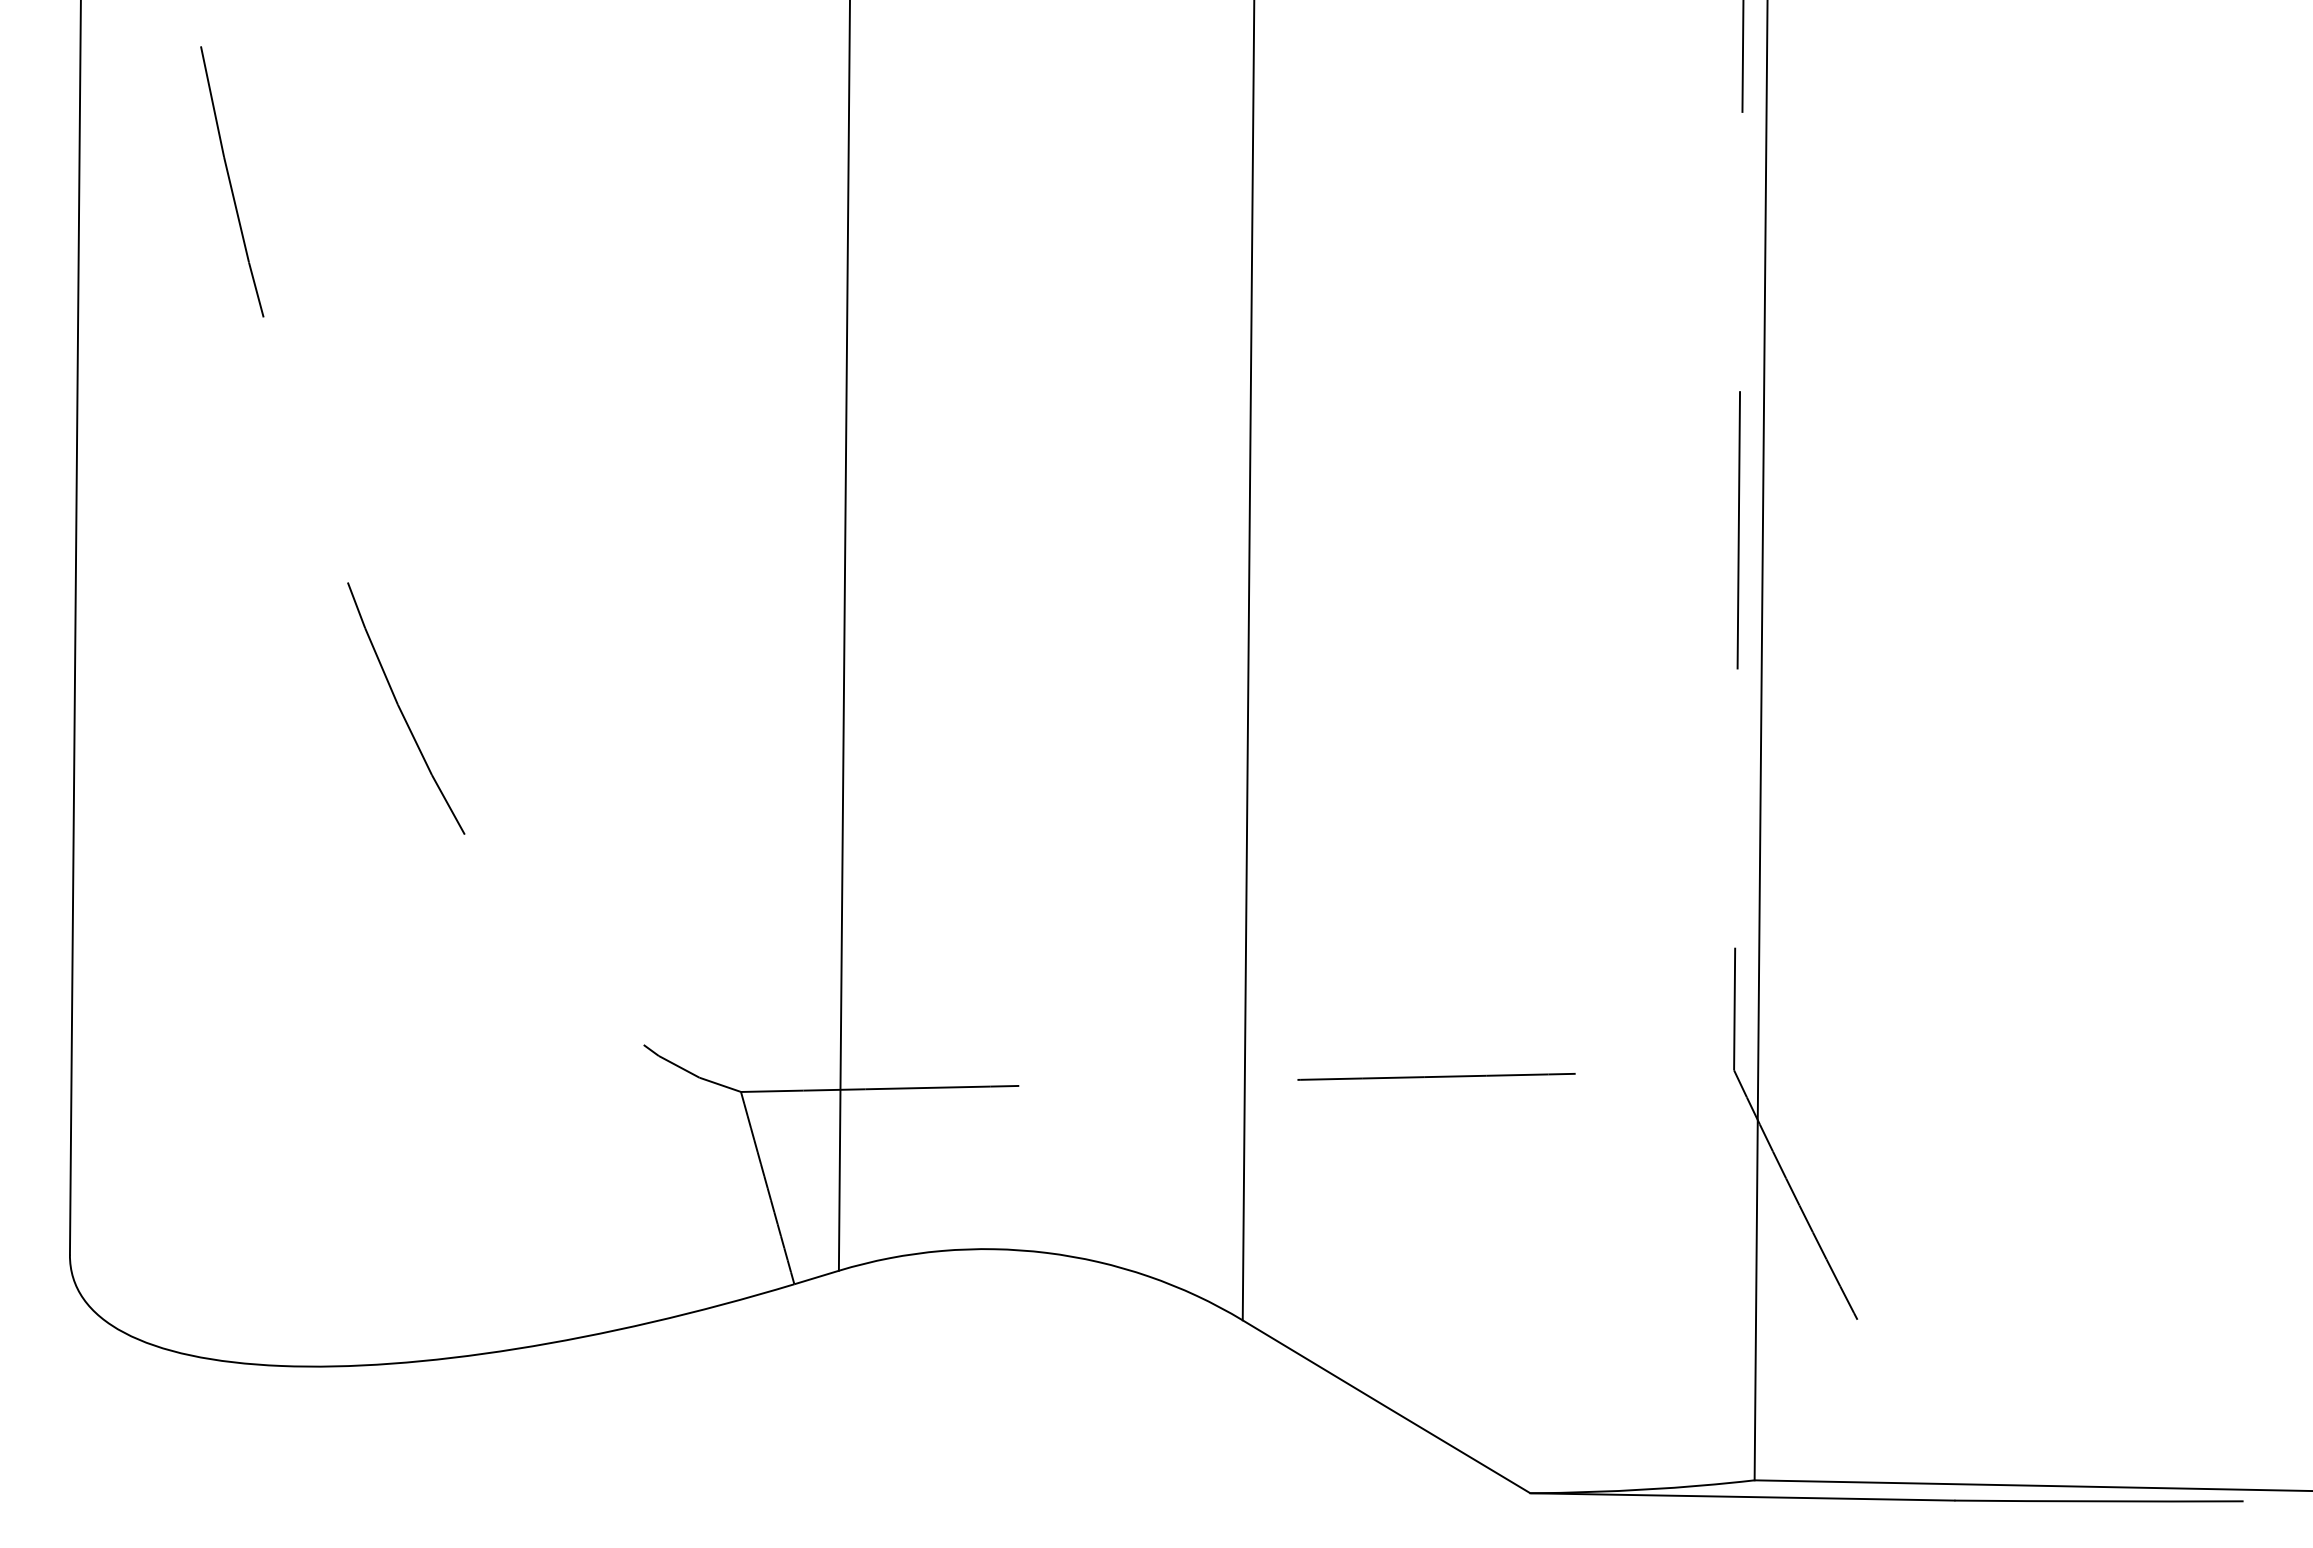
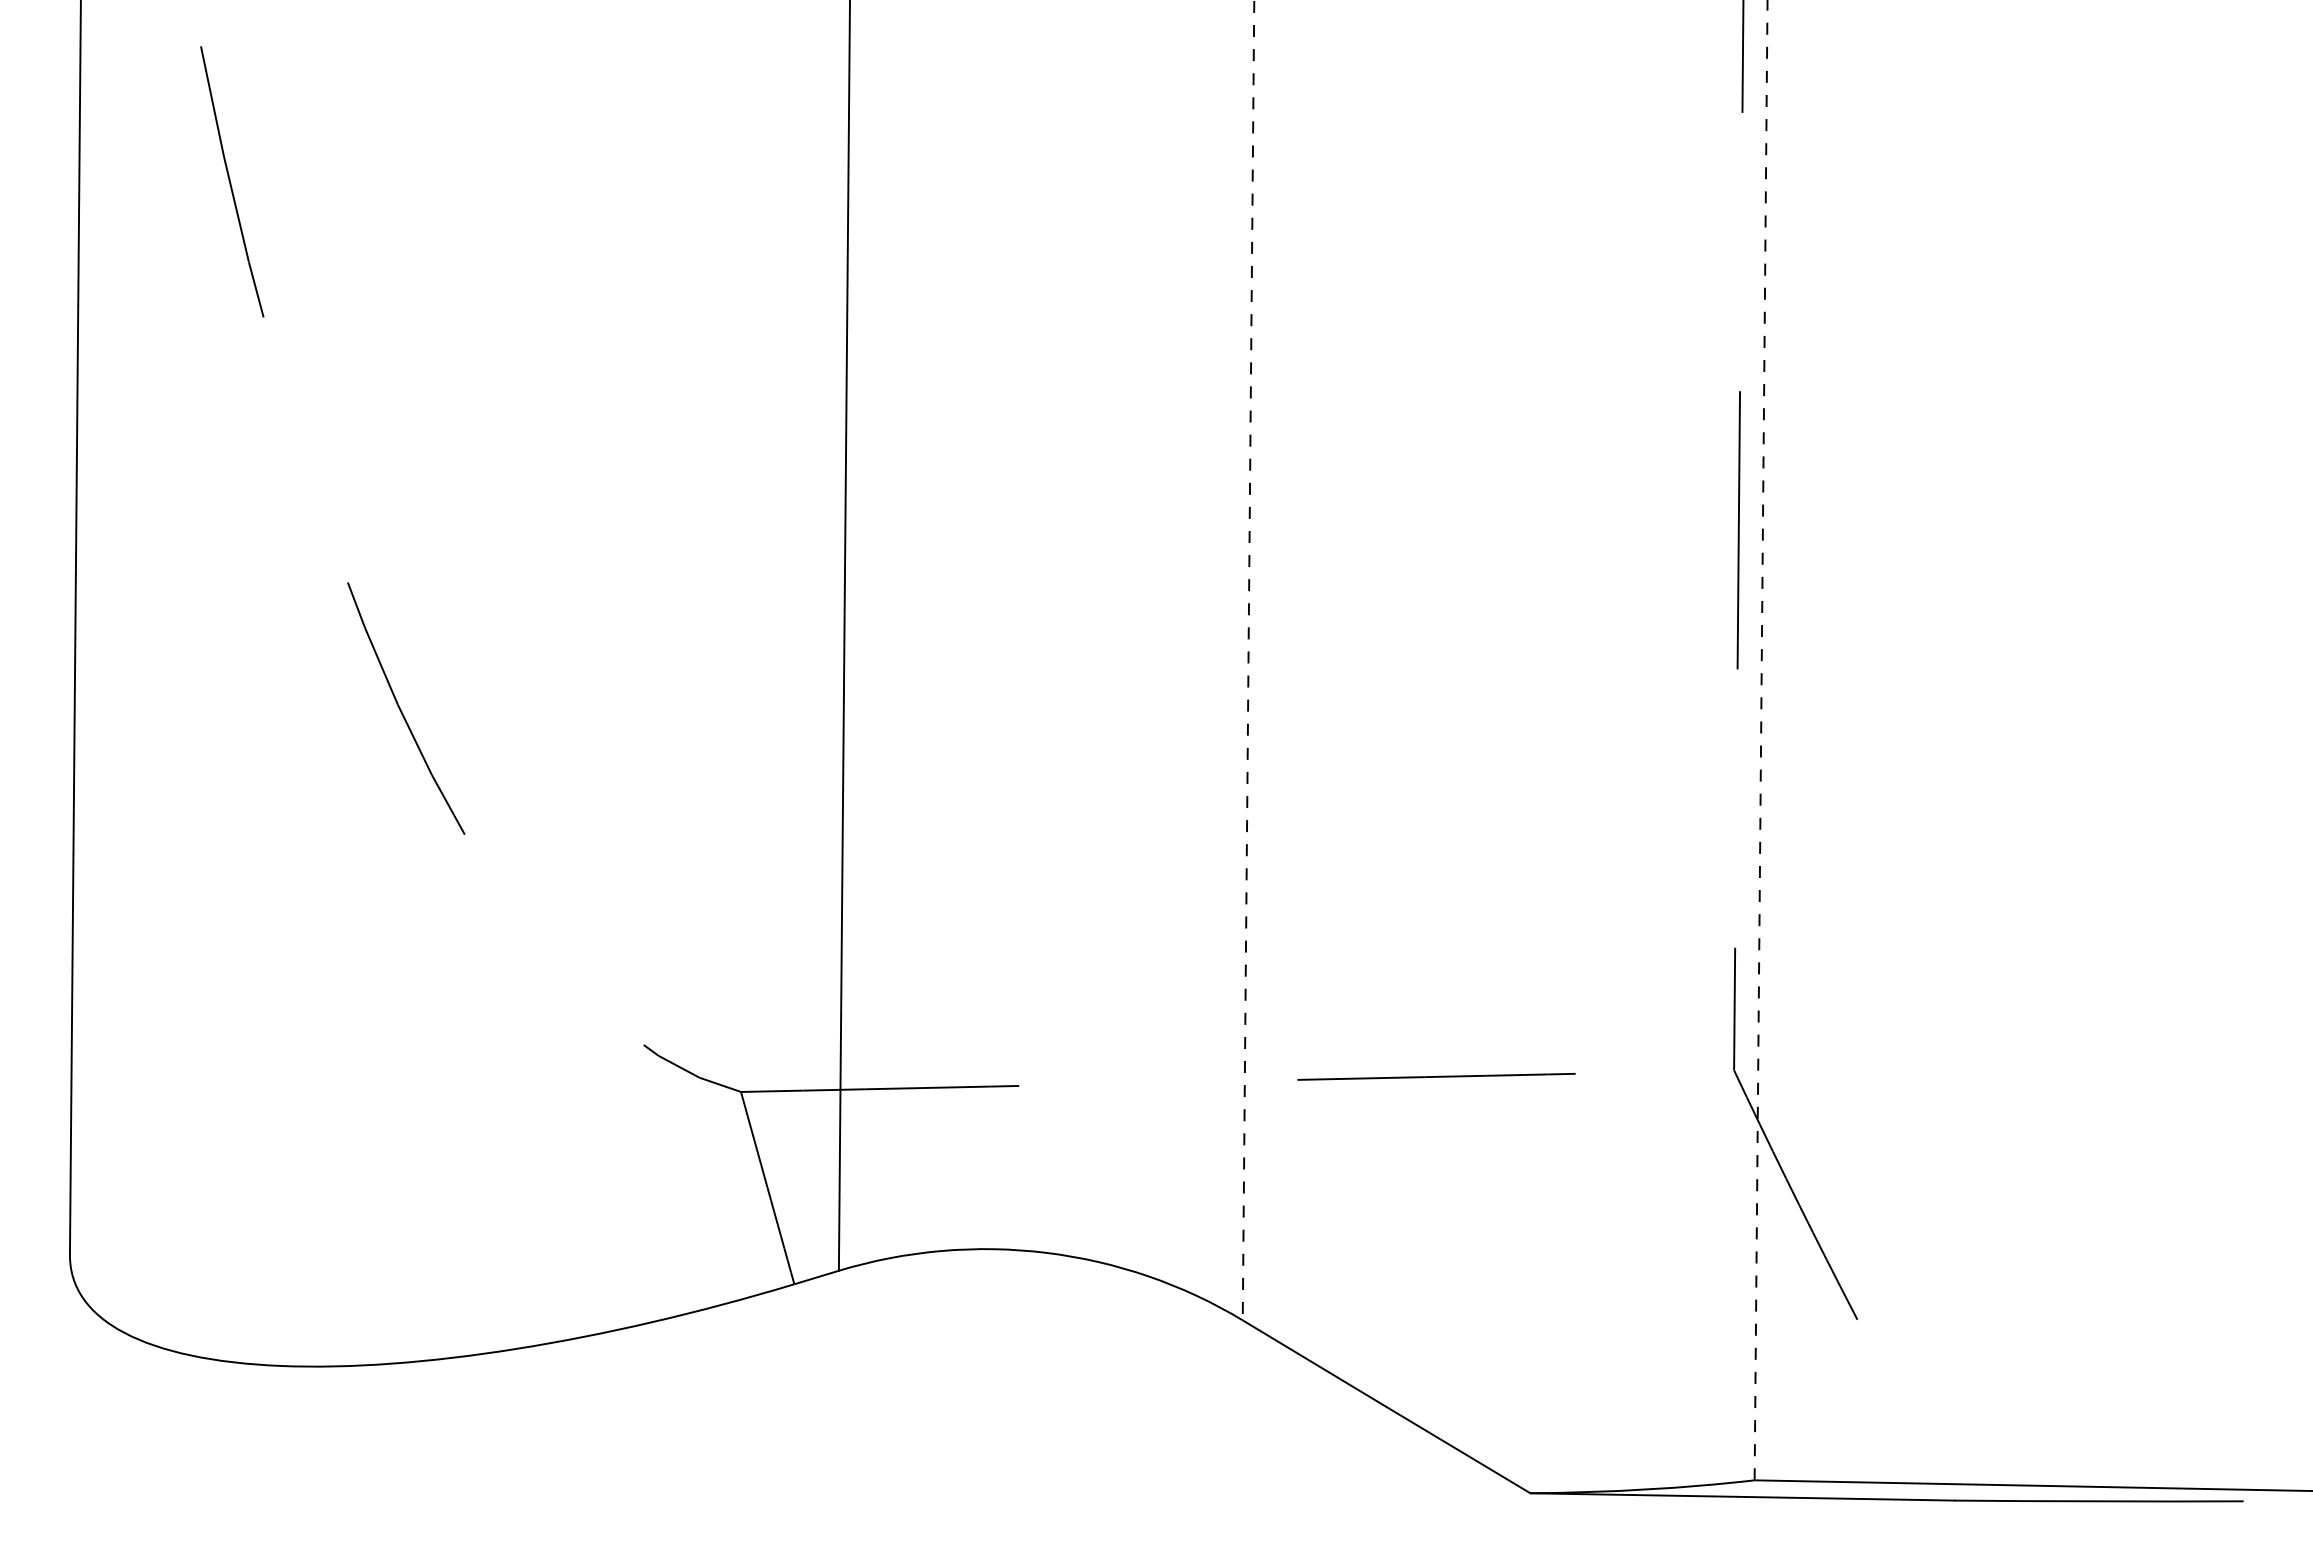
line: solid -> dashed (1248, 660)
line: solid -> dashed (1761, 740)
